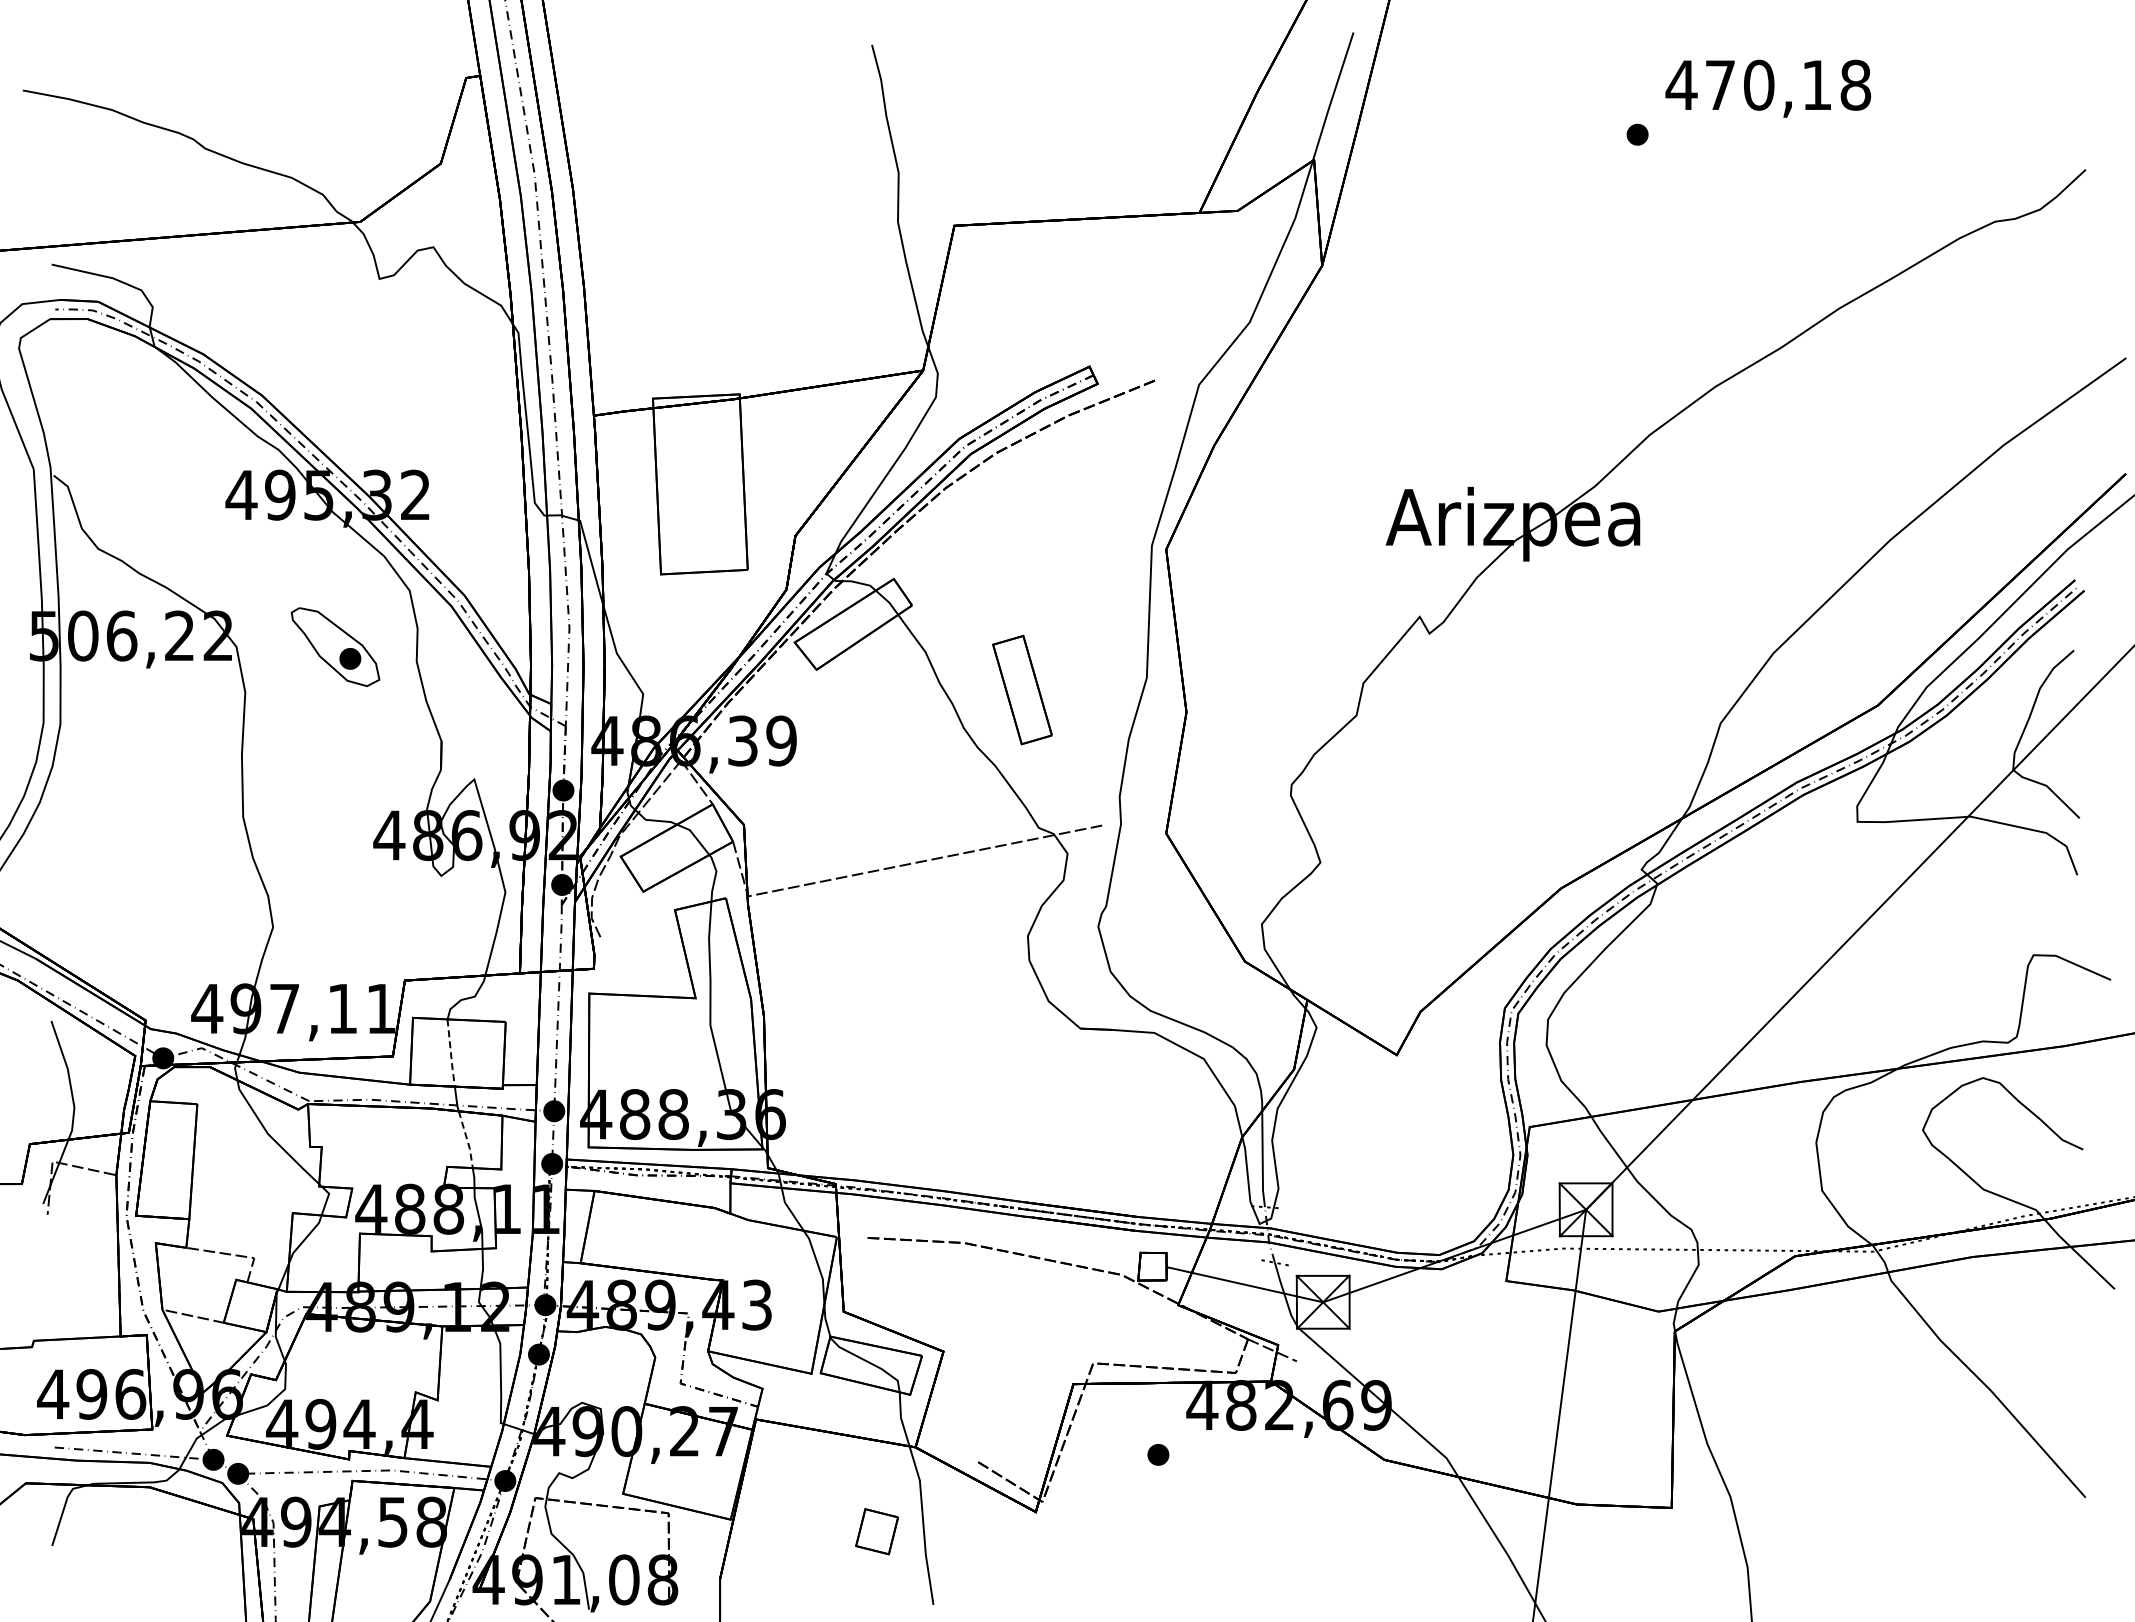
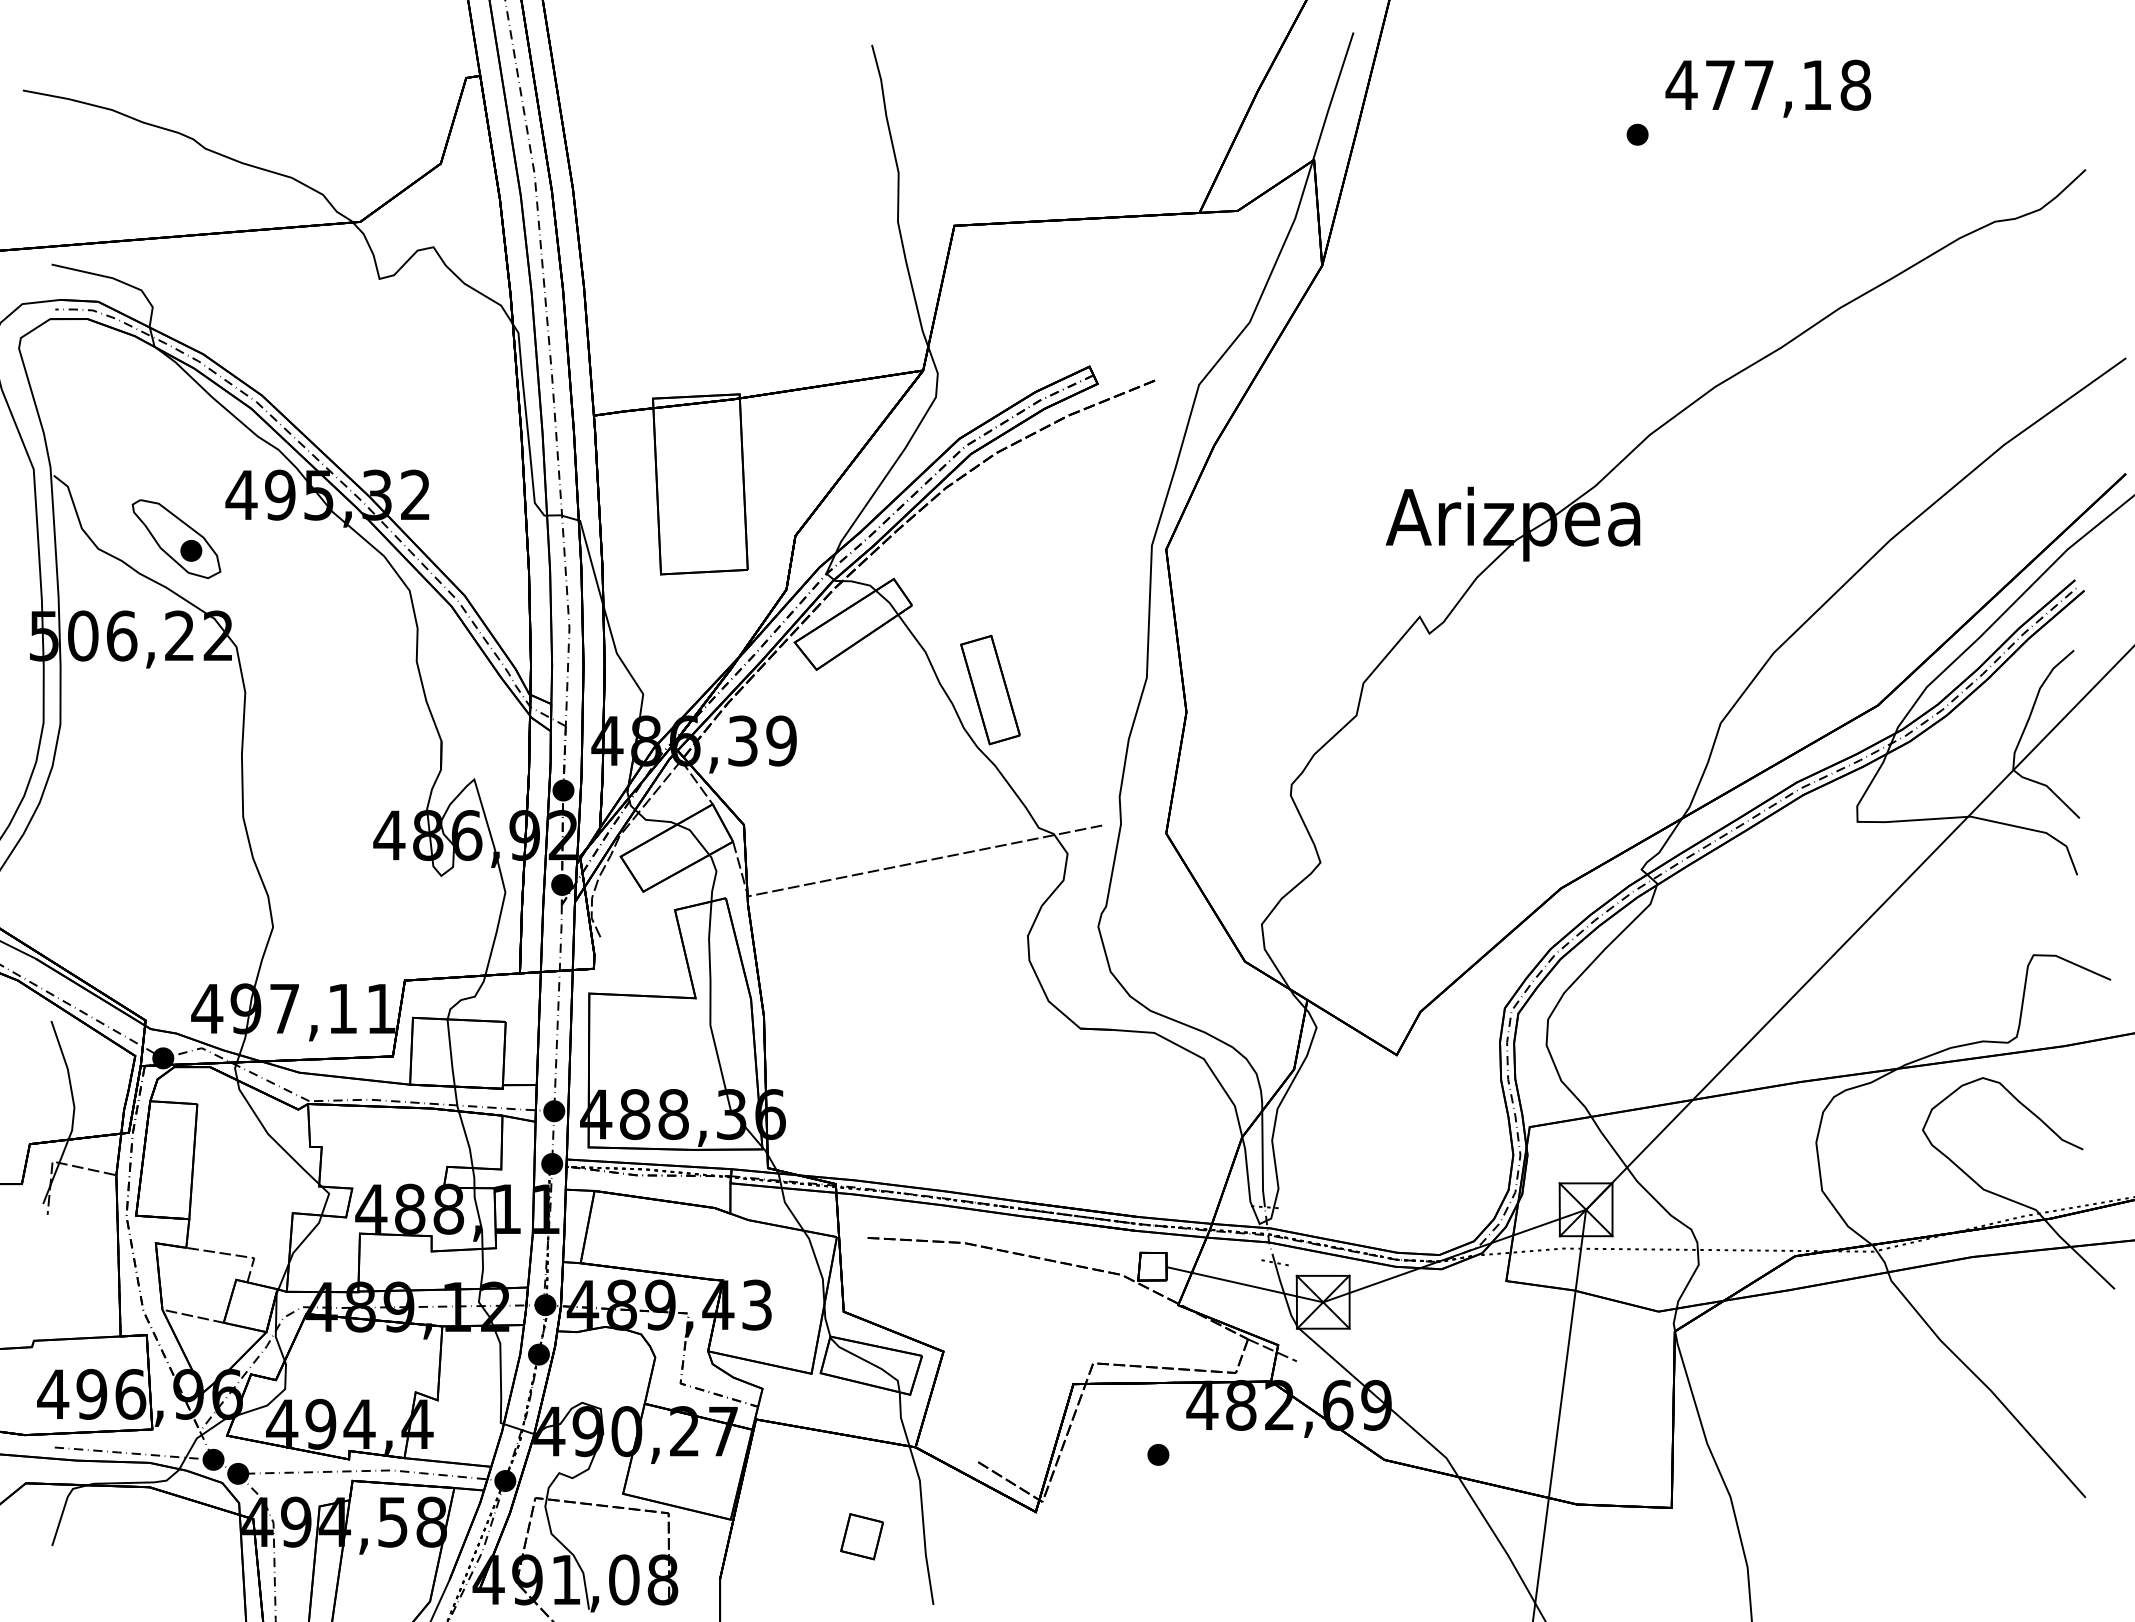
text: 470,18 -> 477,18 (1759, 84)
part position: (335, 646) -> (176, 538) (176, 538)
part position: (1022, 689) -> (990, 689) (990, 689)
line: dashed -> solid (450, 1053)
line: dashed -> solid (467, 1140)
part position: (876, 1531) -> (861, 1536) (861, 1536)
